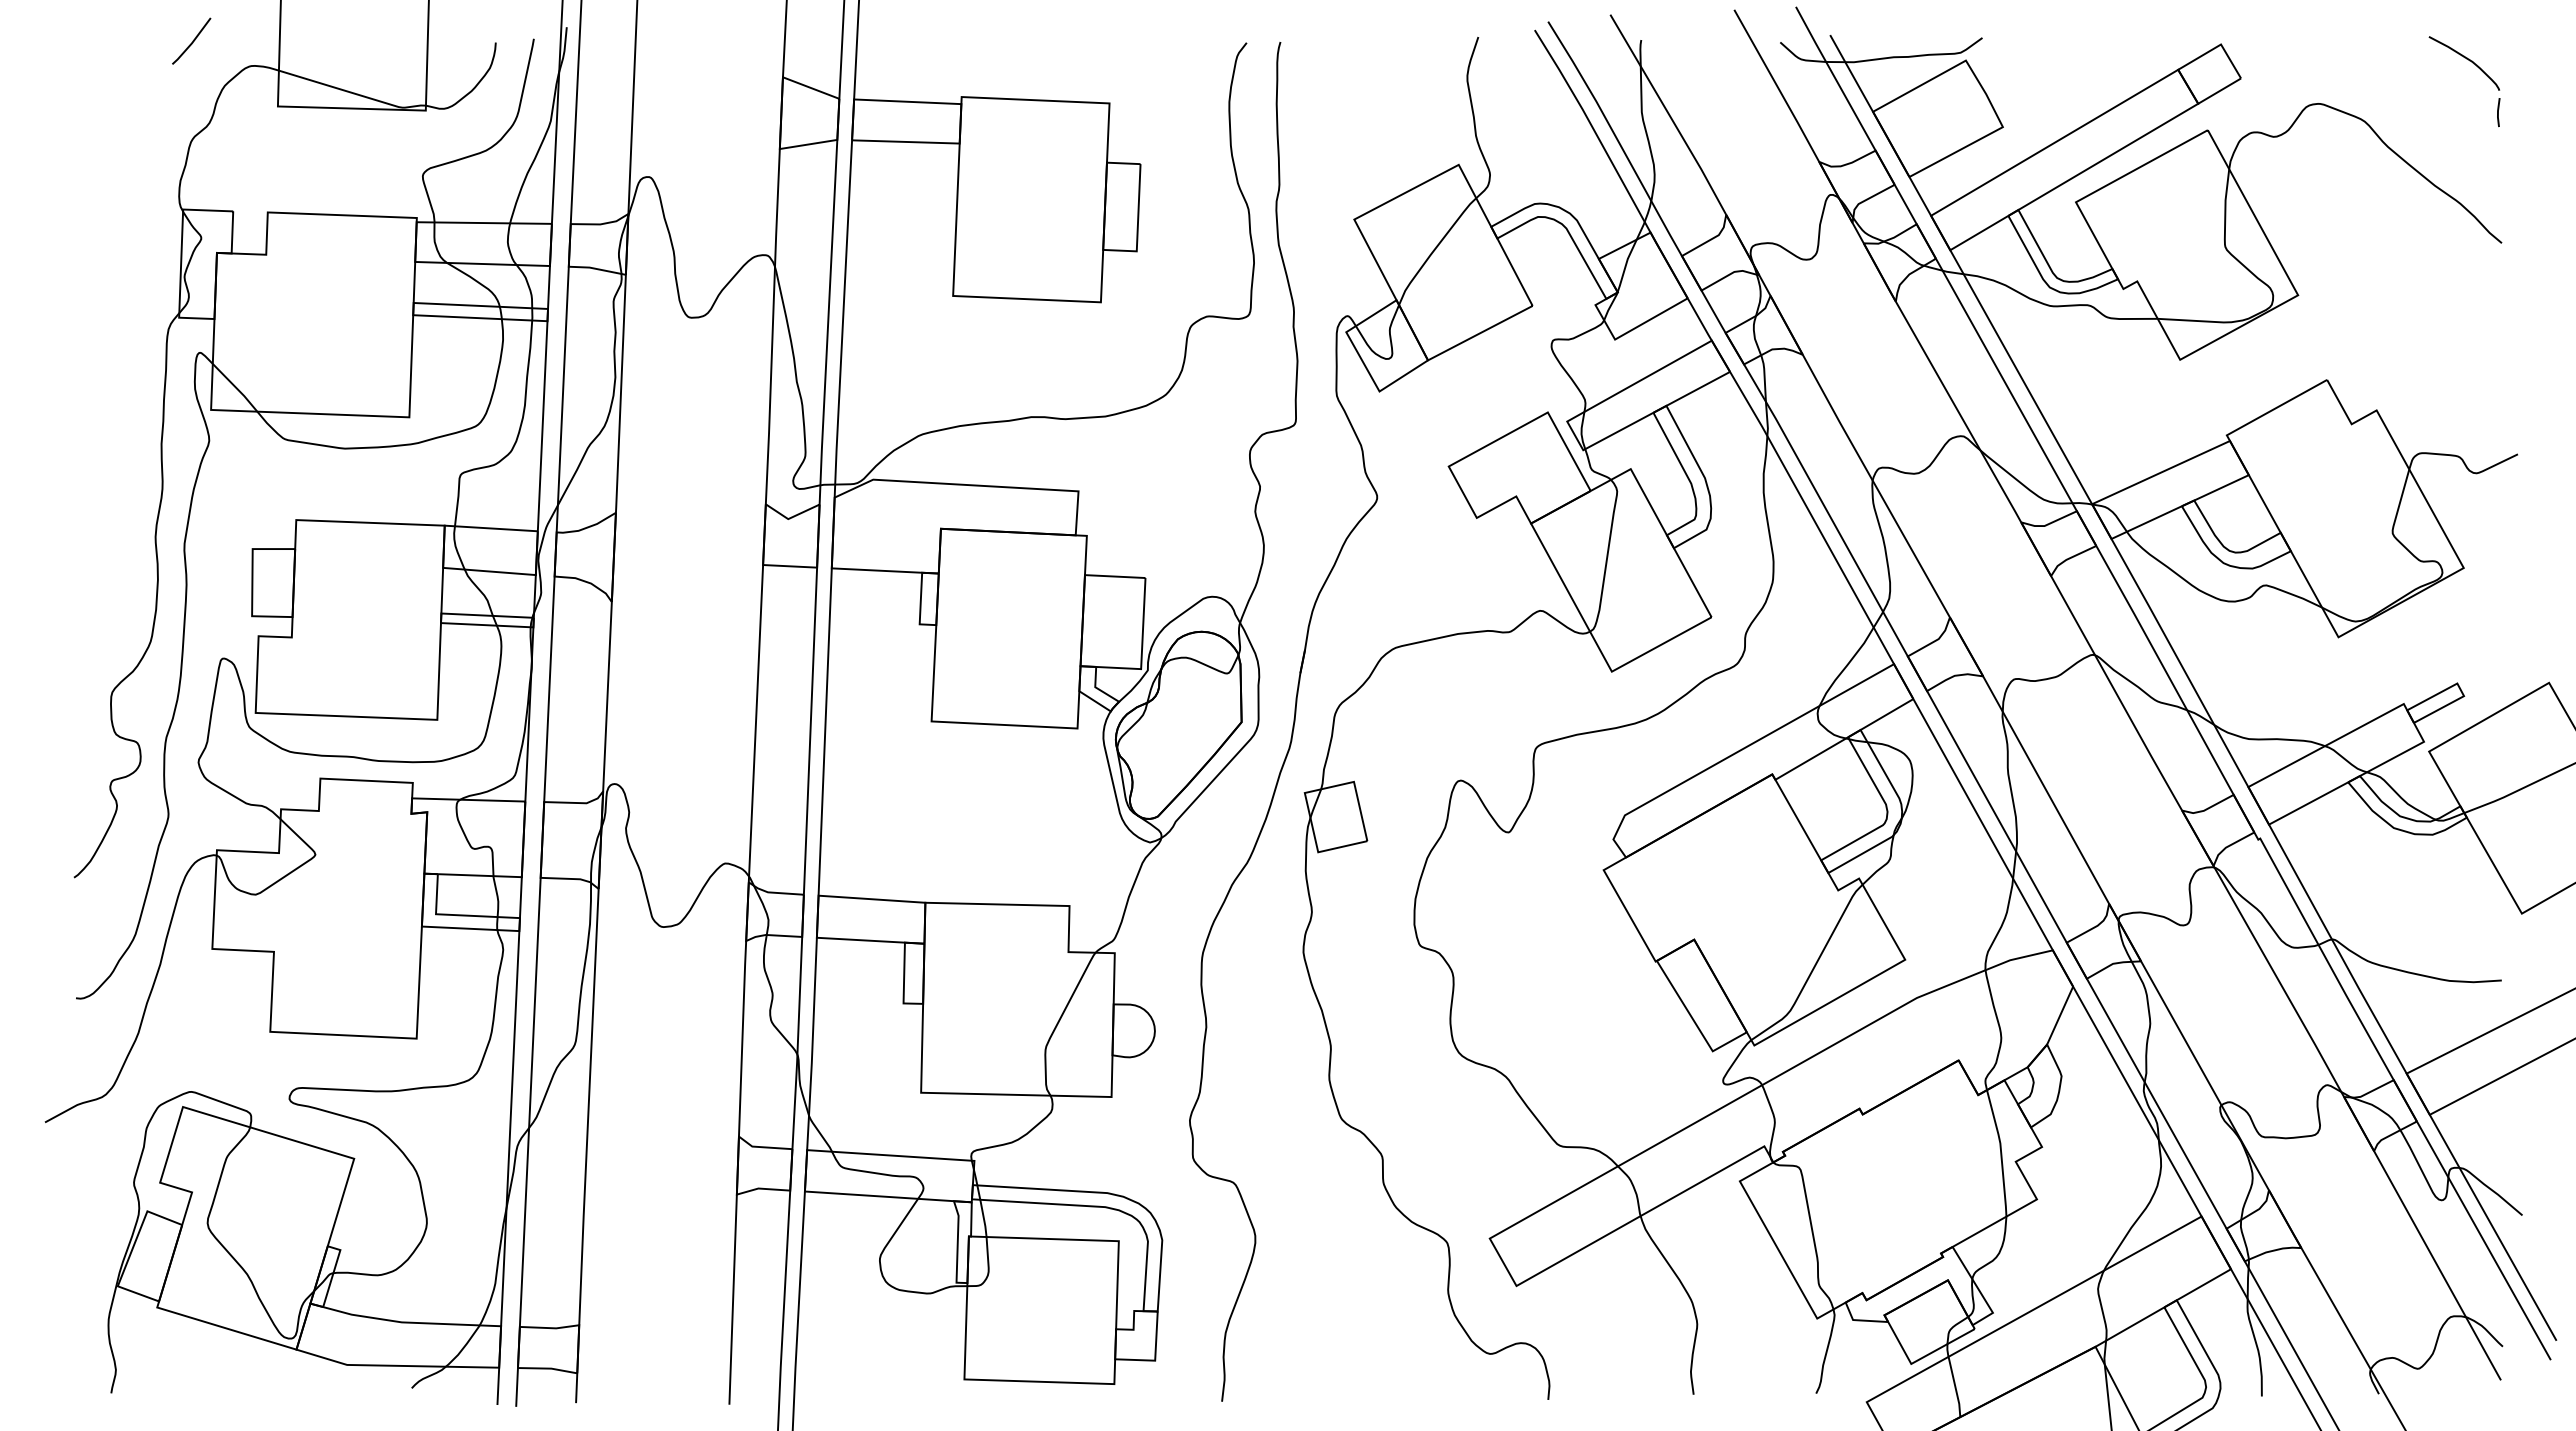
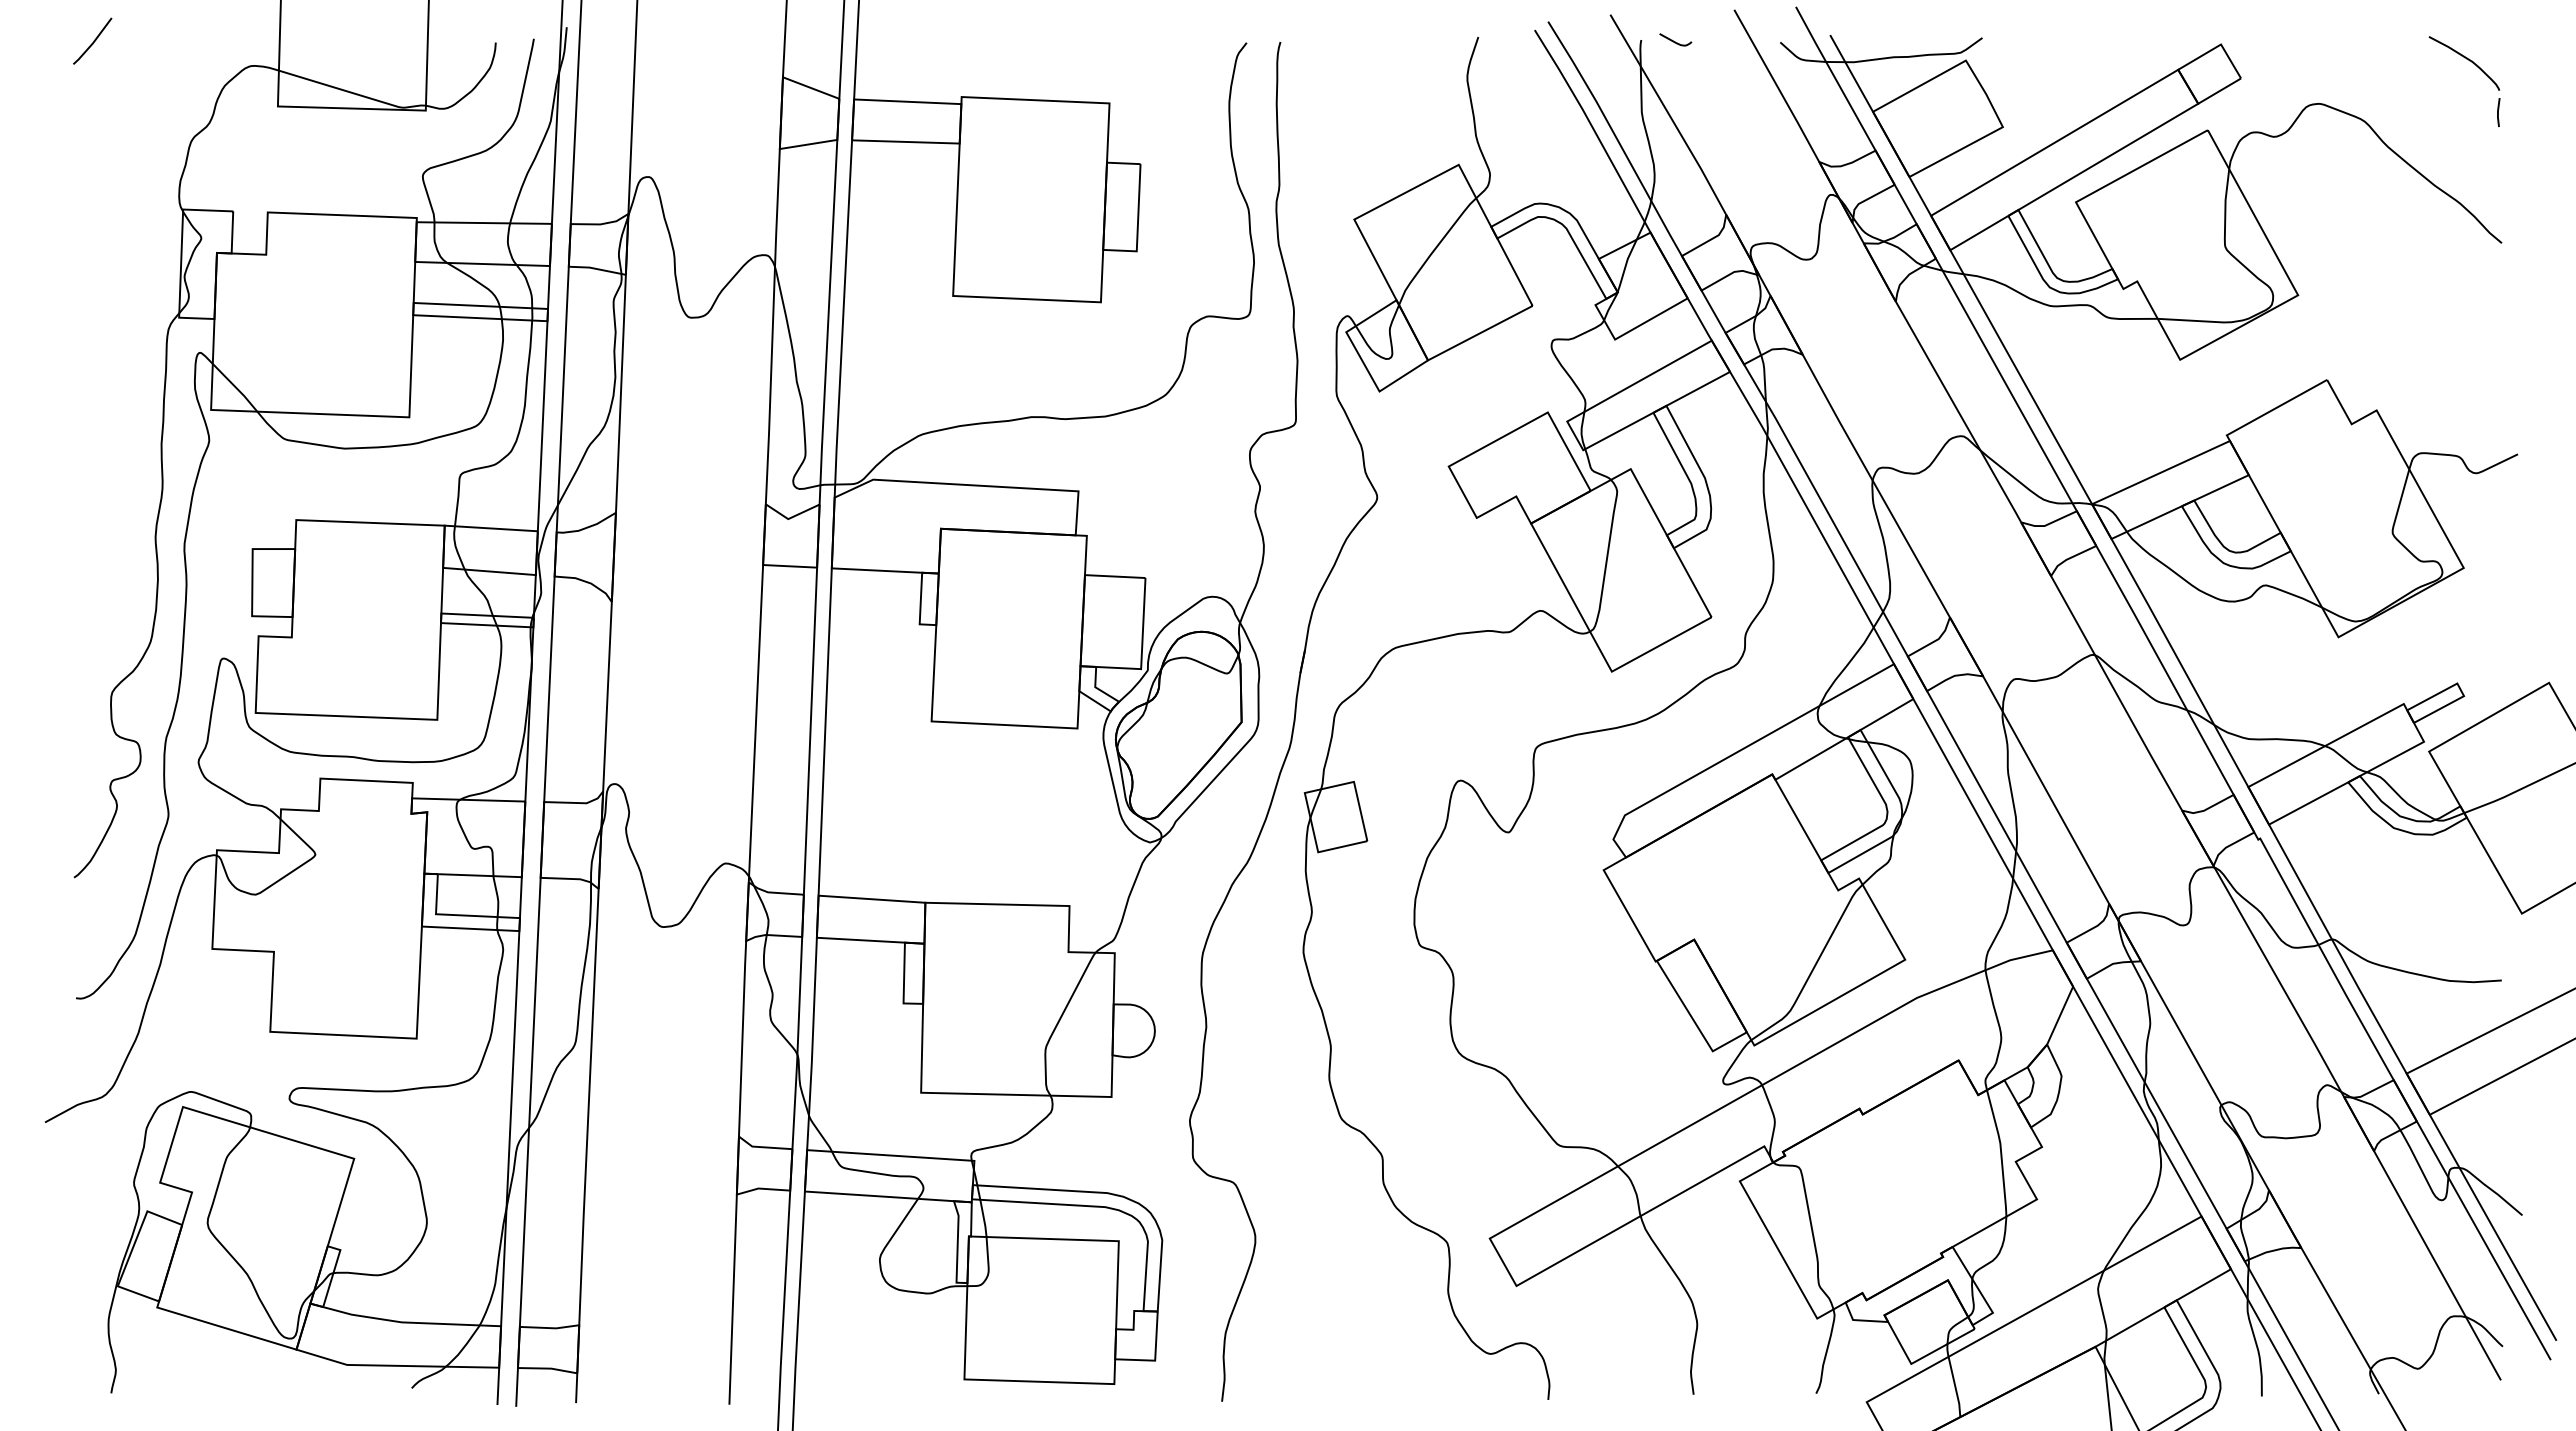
line position: (192, 40) -> (93, 40) (93, 40)
curve: none -> present (1675, 41)
